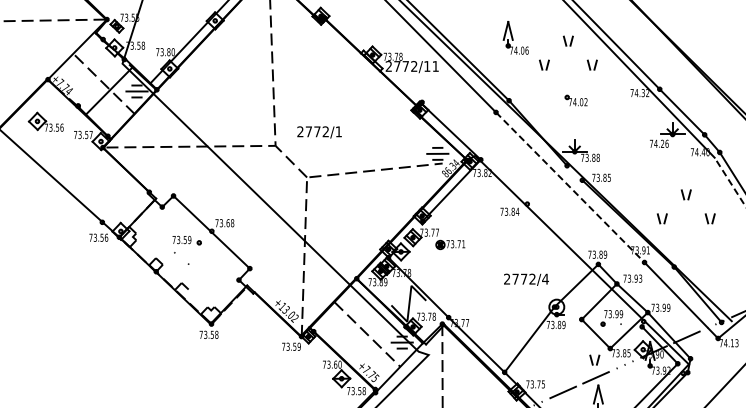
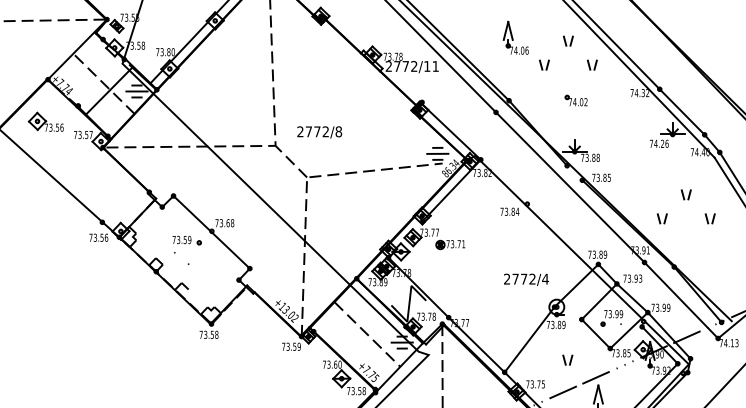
text: 2772/1 -> 2772/8 (338, 131)
line: dashed -> solid (730, 182)
line: dashed -> solid (570, 187)
part position: (594, 359) -> (567, 359) (567, 359)
